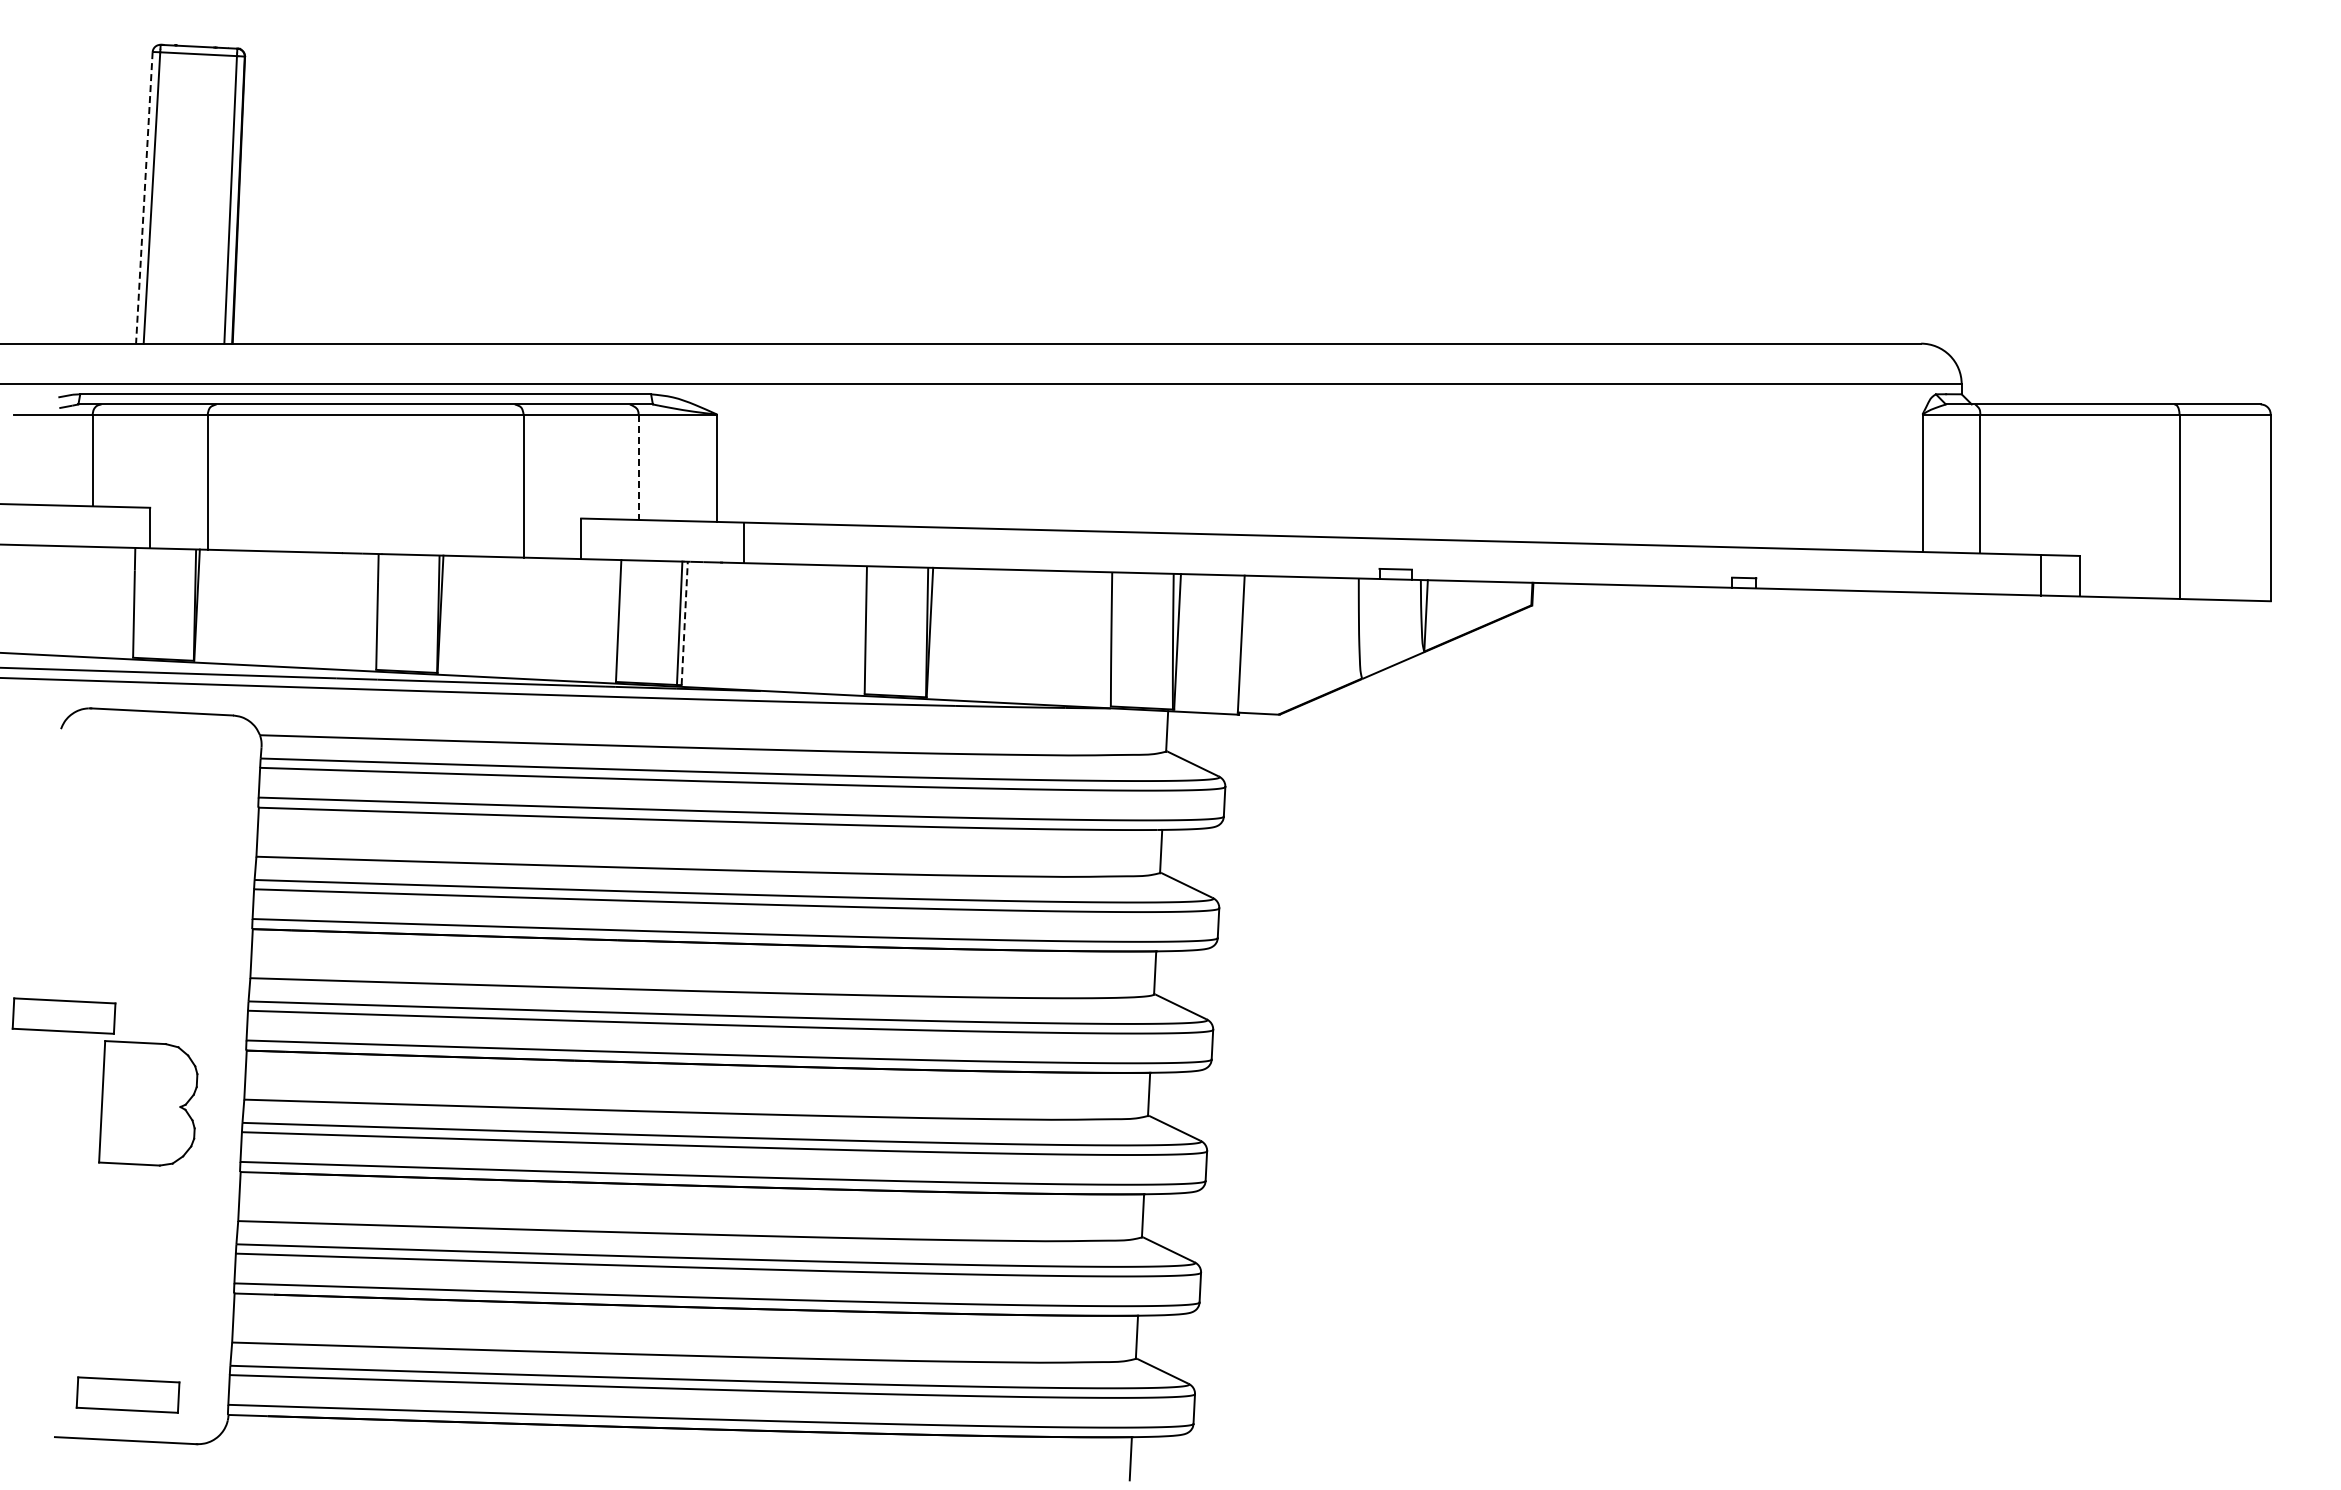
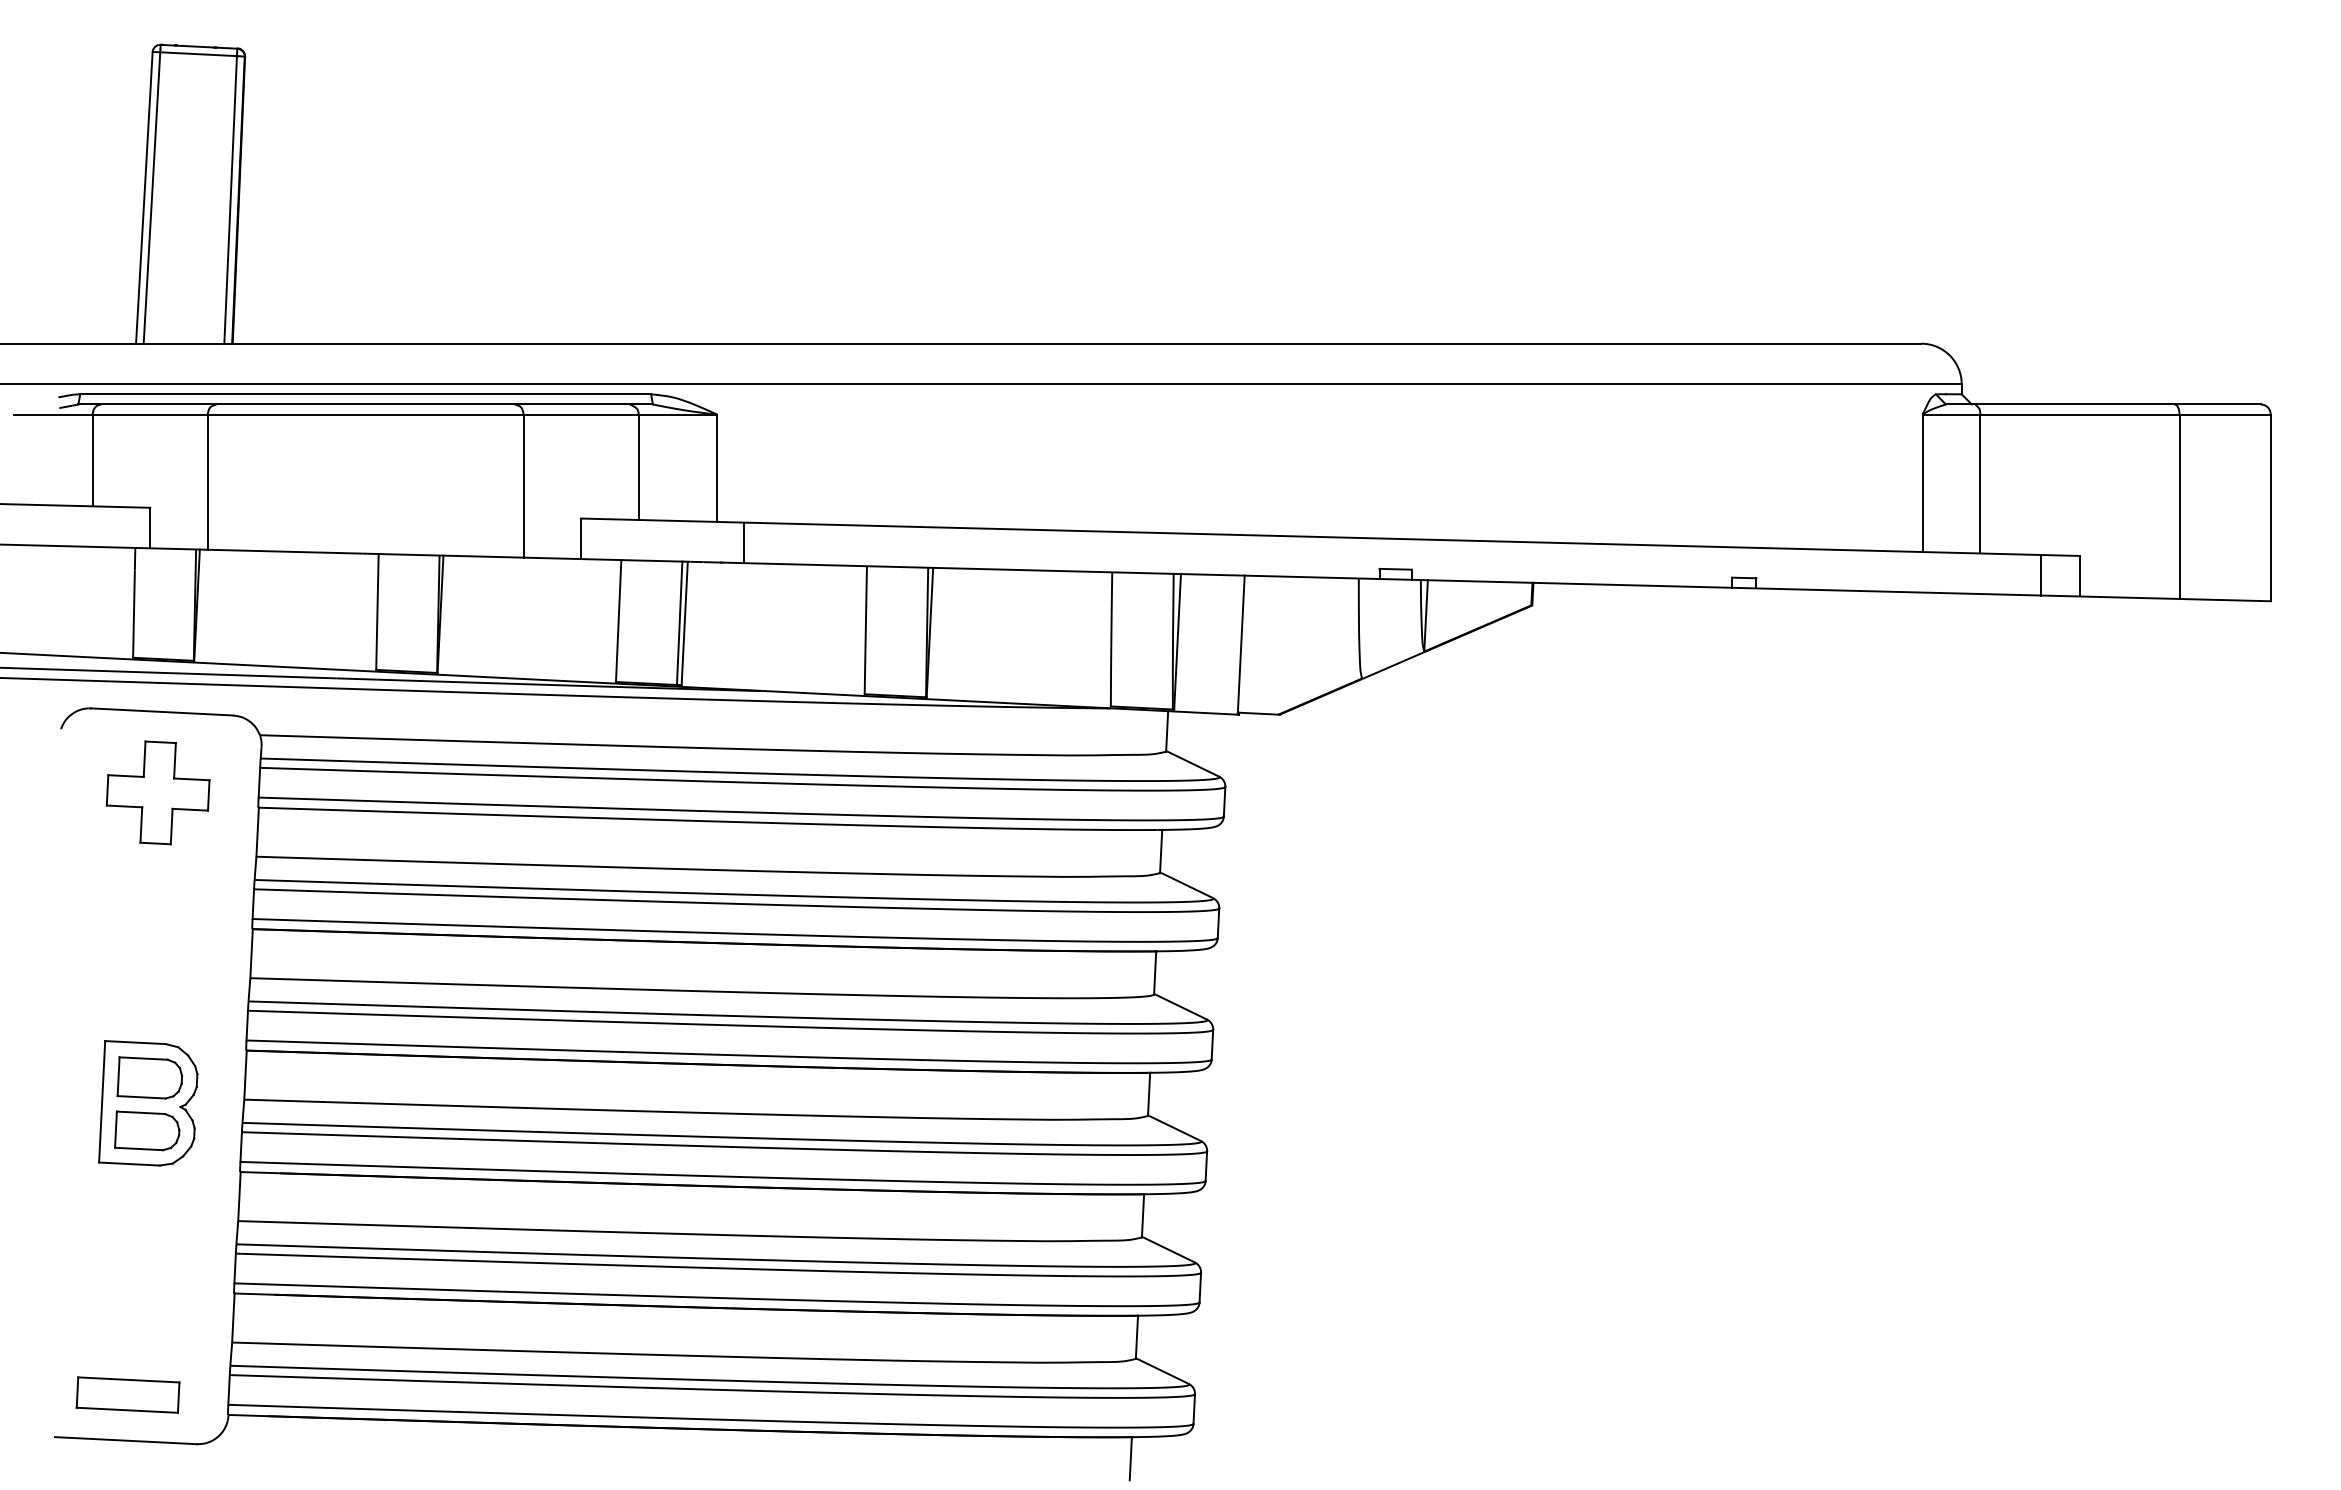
line: dashed -> solid (144, 197)
line: dashed -> solid (638, 467)
line: dashed -> solid (684, 623)
part: none -> present (157, 792)
part: present -> none (63, 1015)
part: none -> present (149, 1077)
part: none -> present (147, 1130)
